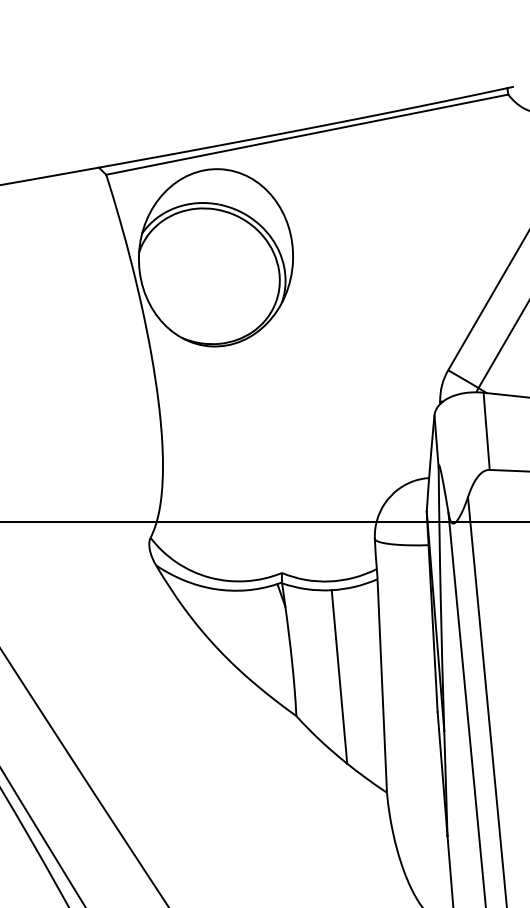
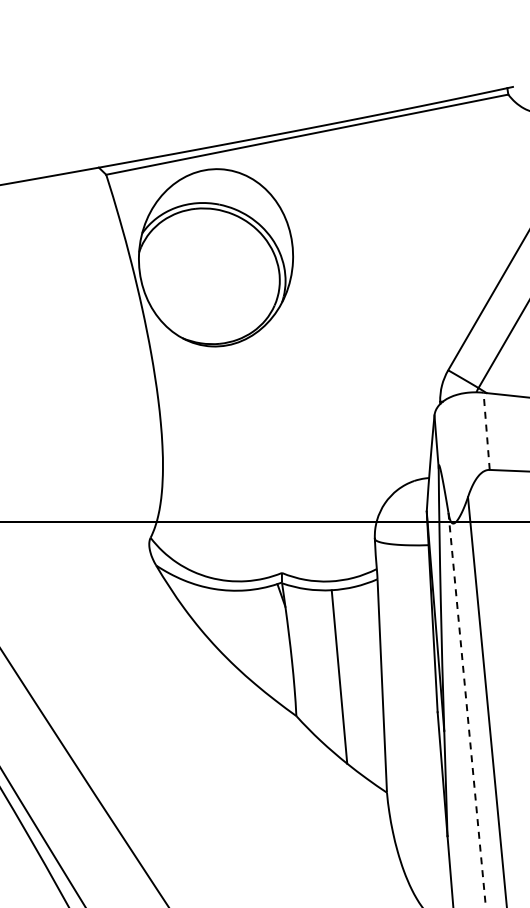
line: solid -> dashed (486, 431)
line: solid -> dashed (467, 710)
